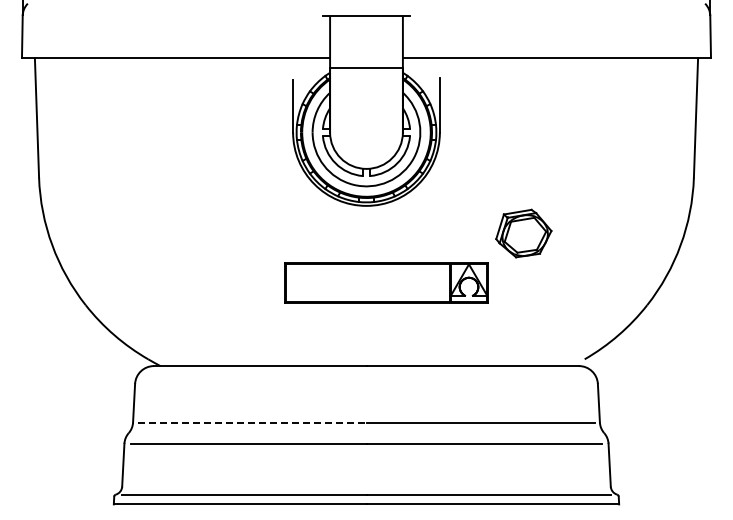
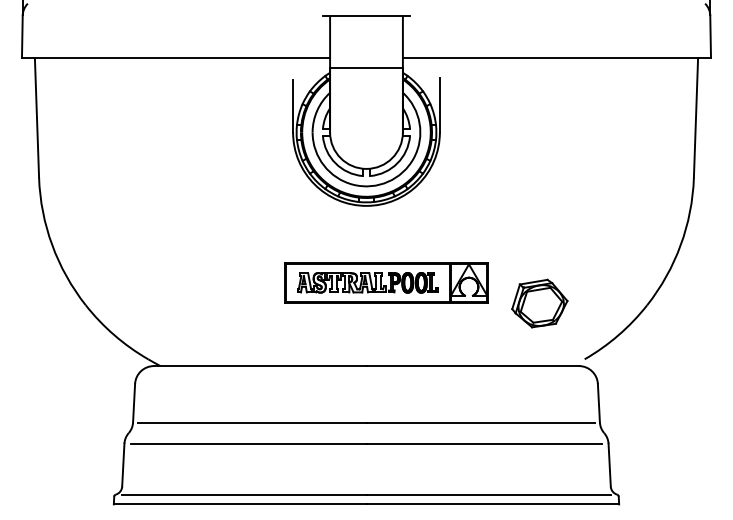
part position: (523, 233) -> (539, 303) (539, 303)
part: none -> present (367, 282)
line: dashed -> solid (252, 422)
